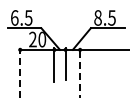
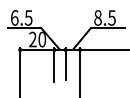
line: dashed -> solid (20, 72)
line: dashed -> solid (80, 72)
